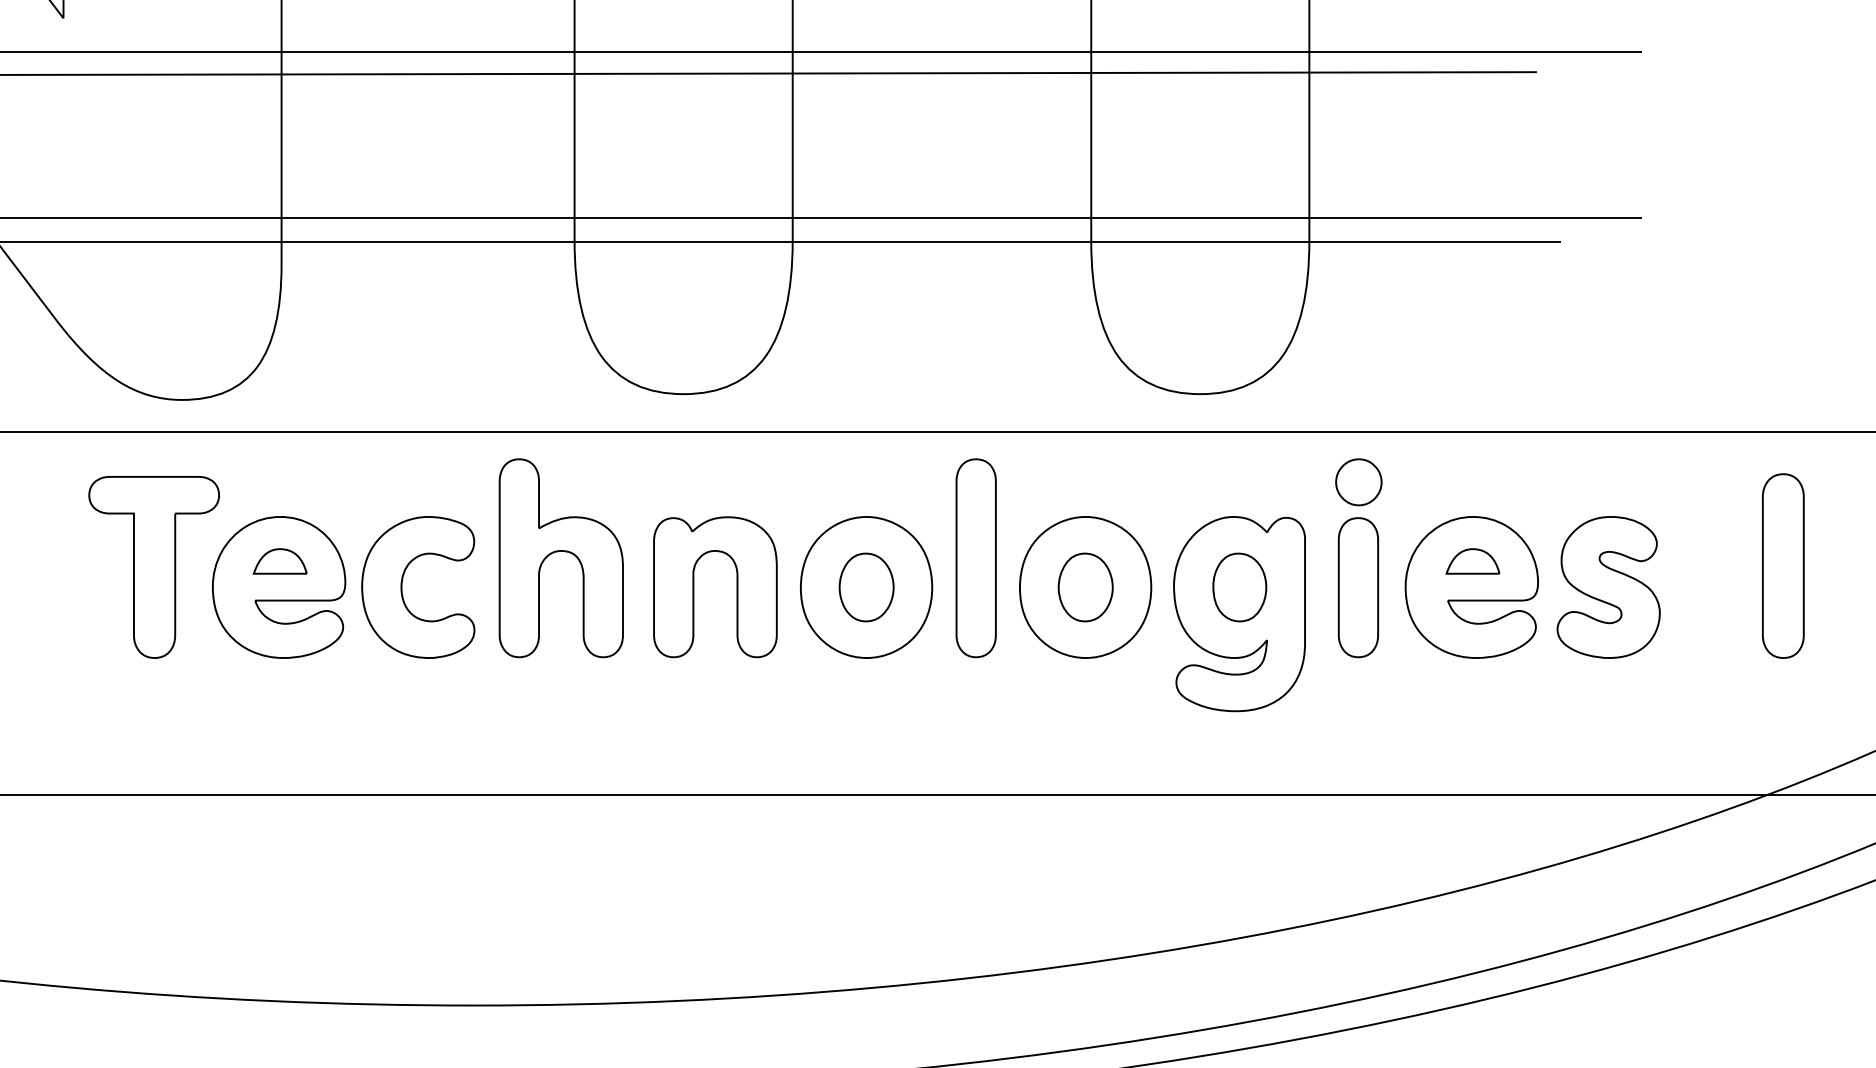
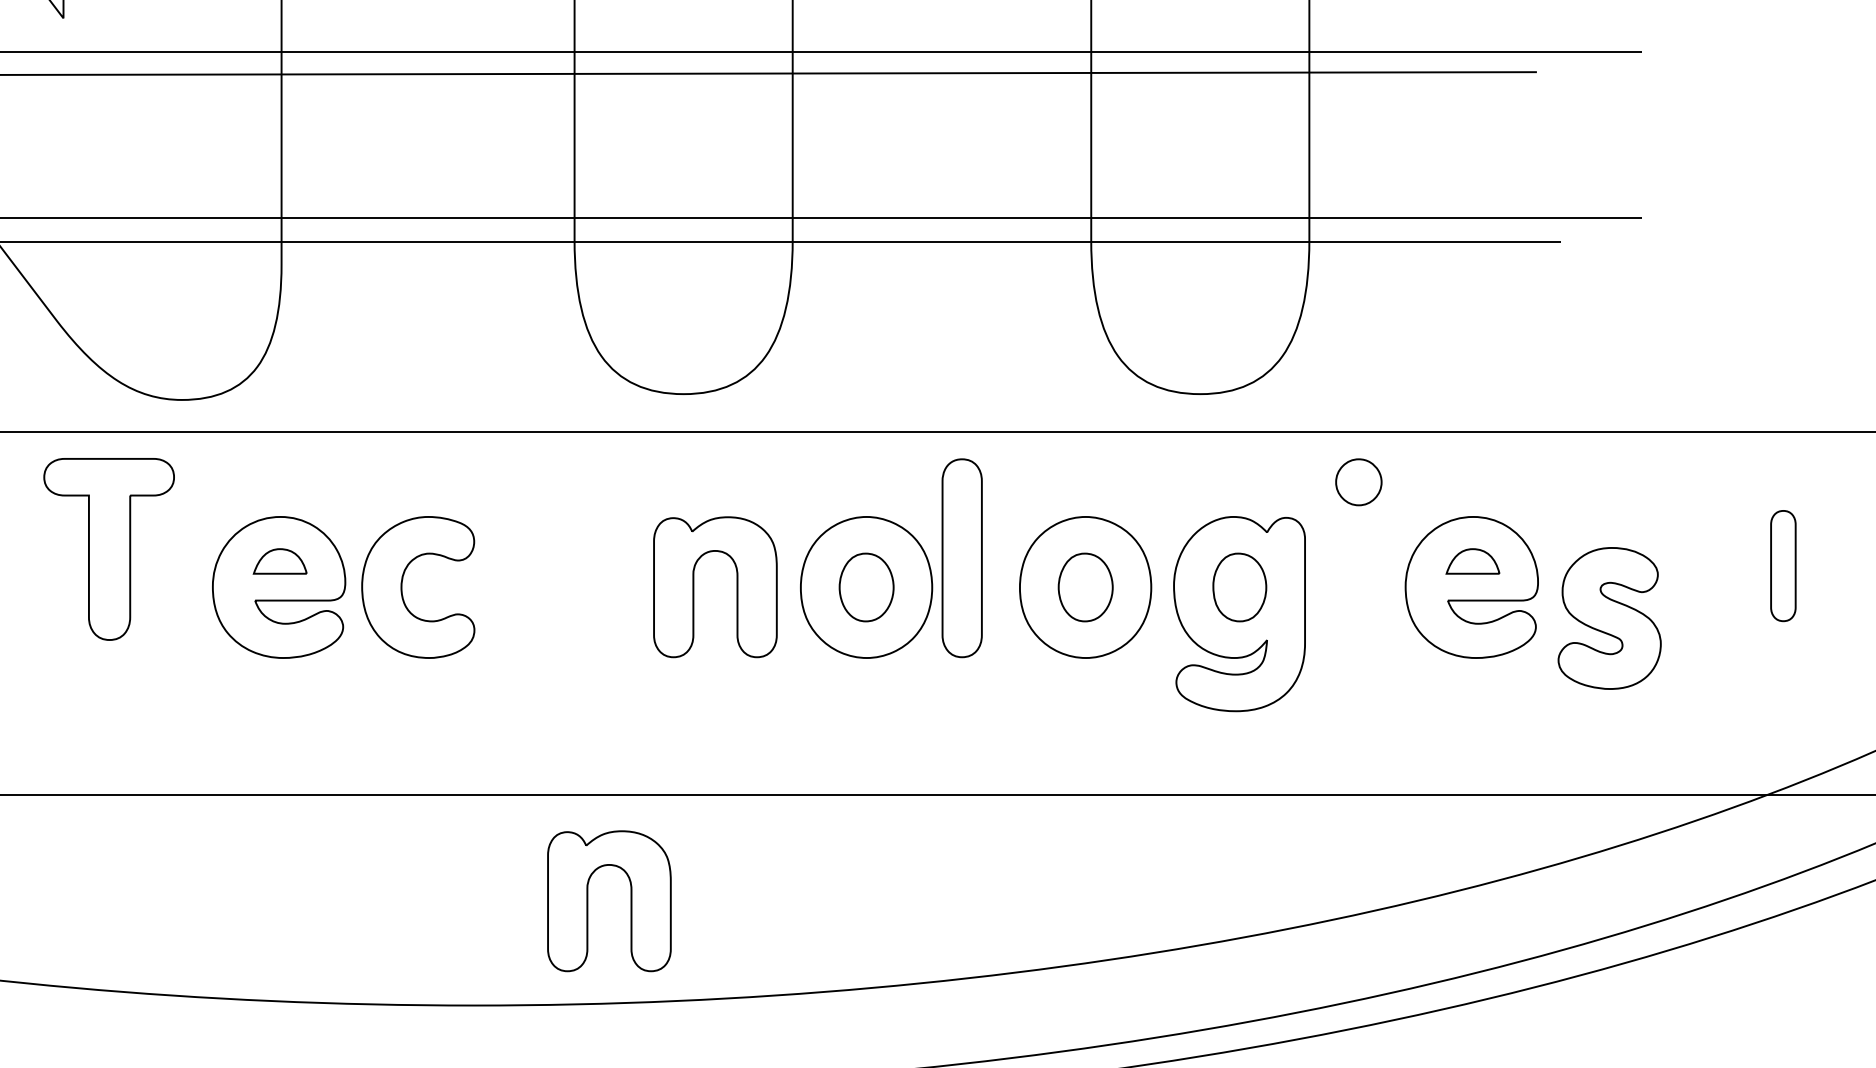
part: present -> none (557, 552)
part position: (975, 558) -> (961, 558) (961, 558)
part size: 43x186 px -> 27x113 px (1783, 566)
part position: (153, 567) -> (108, 549) (108, 549)
part: present -> none (1357, 587)
part position: (1608, 587) -> (1609, 618) (1609, 618)
part: none -> present (588, 901)
